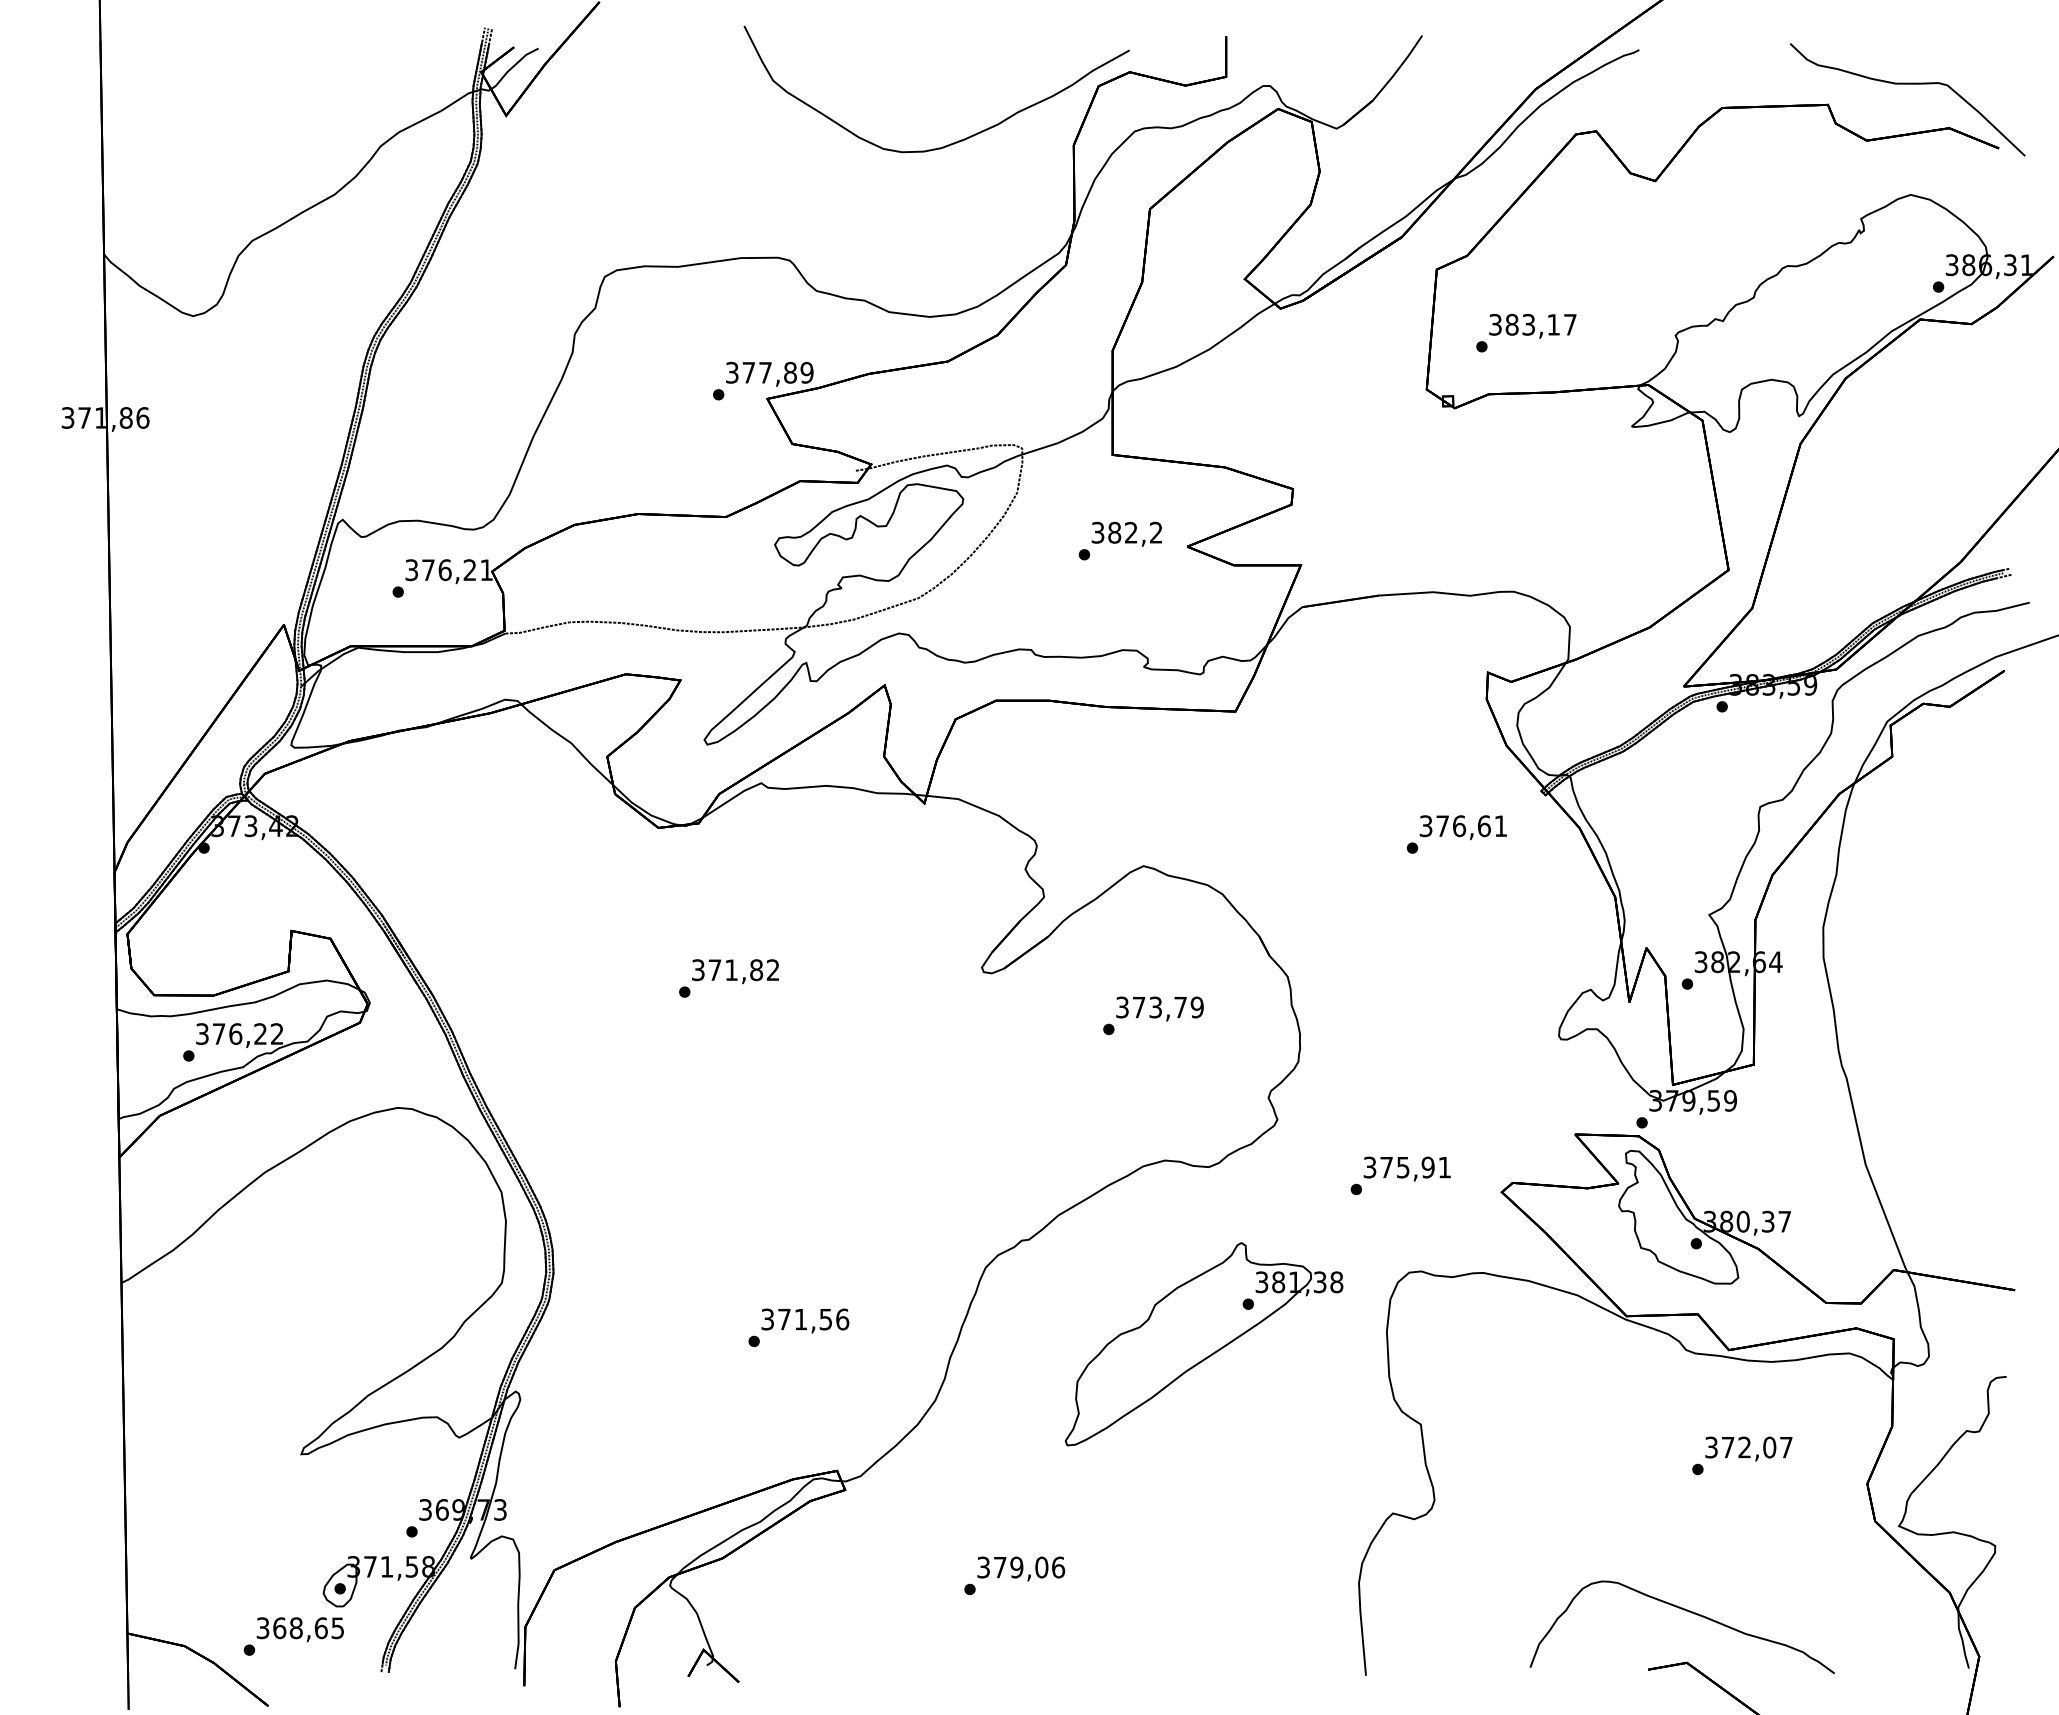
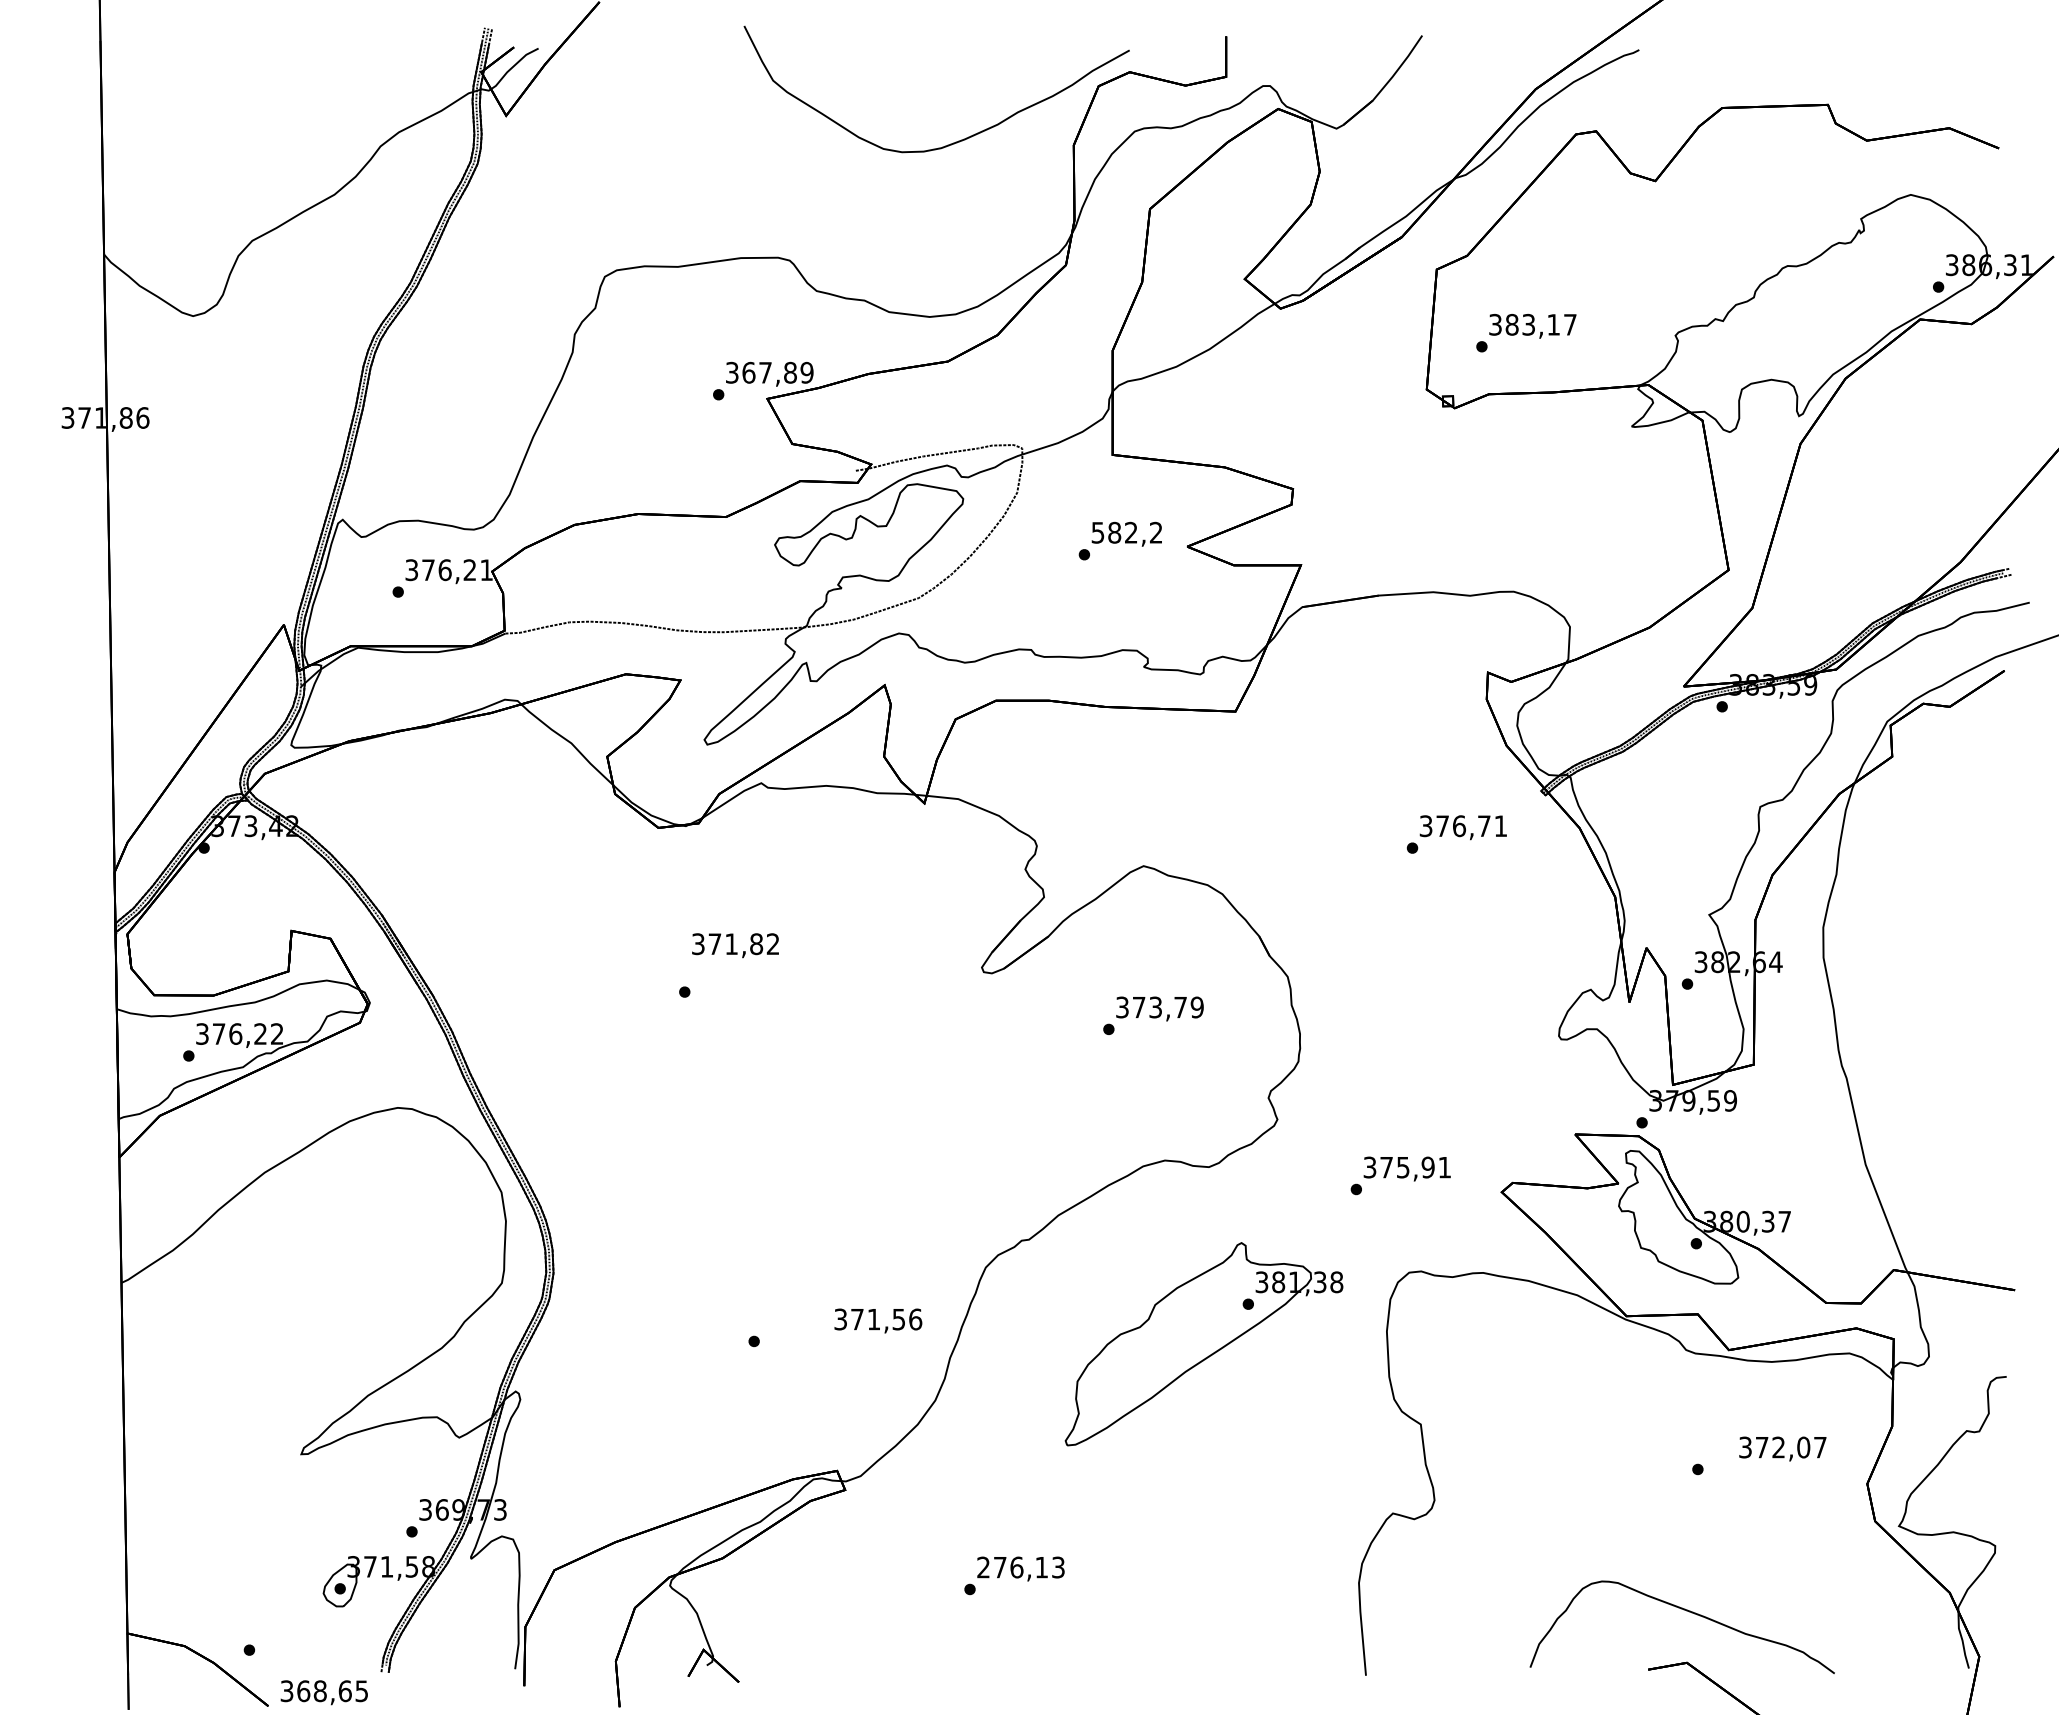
curve: present -> none (1907, 84)
text: 377,89 -> 367,89 (748, 372)
text: 382,2 -> 582,2 (1098, 531)
text: 376,61 -> 376,71 (1483, 826)
text position: (735, 971) -> (735, 945) (735, 945)
text position: (805, 1320) -> (878, 1320) (878, 1320)
text position: (1748, 1448) -> (1782, 1448) (1782, 1448)
text: 379,06 -> 276,13 (1021, 1567)
text position: (299, 1629) -> (323, 1692) (323, 1692)
